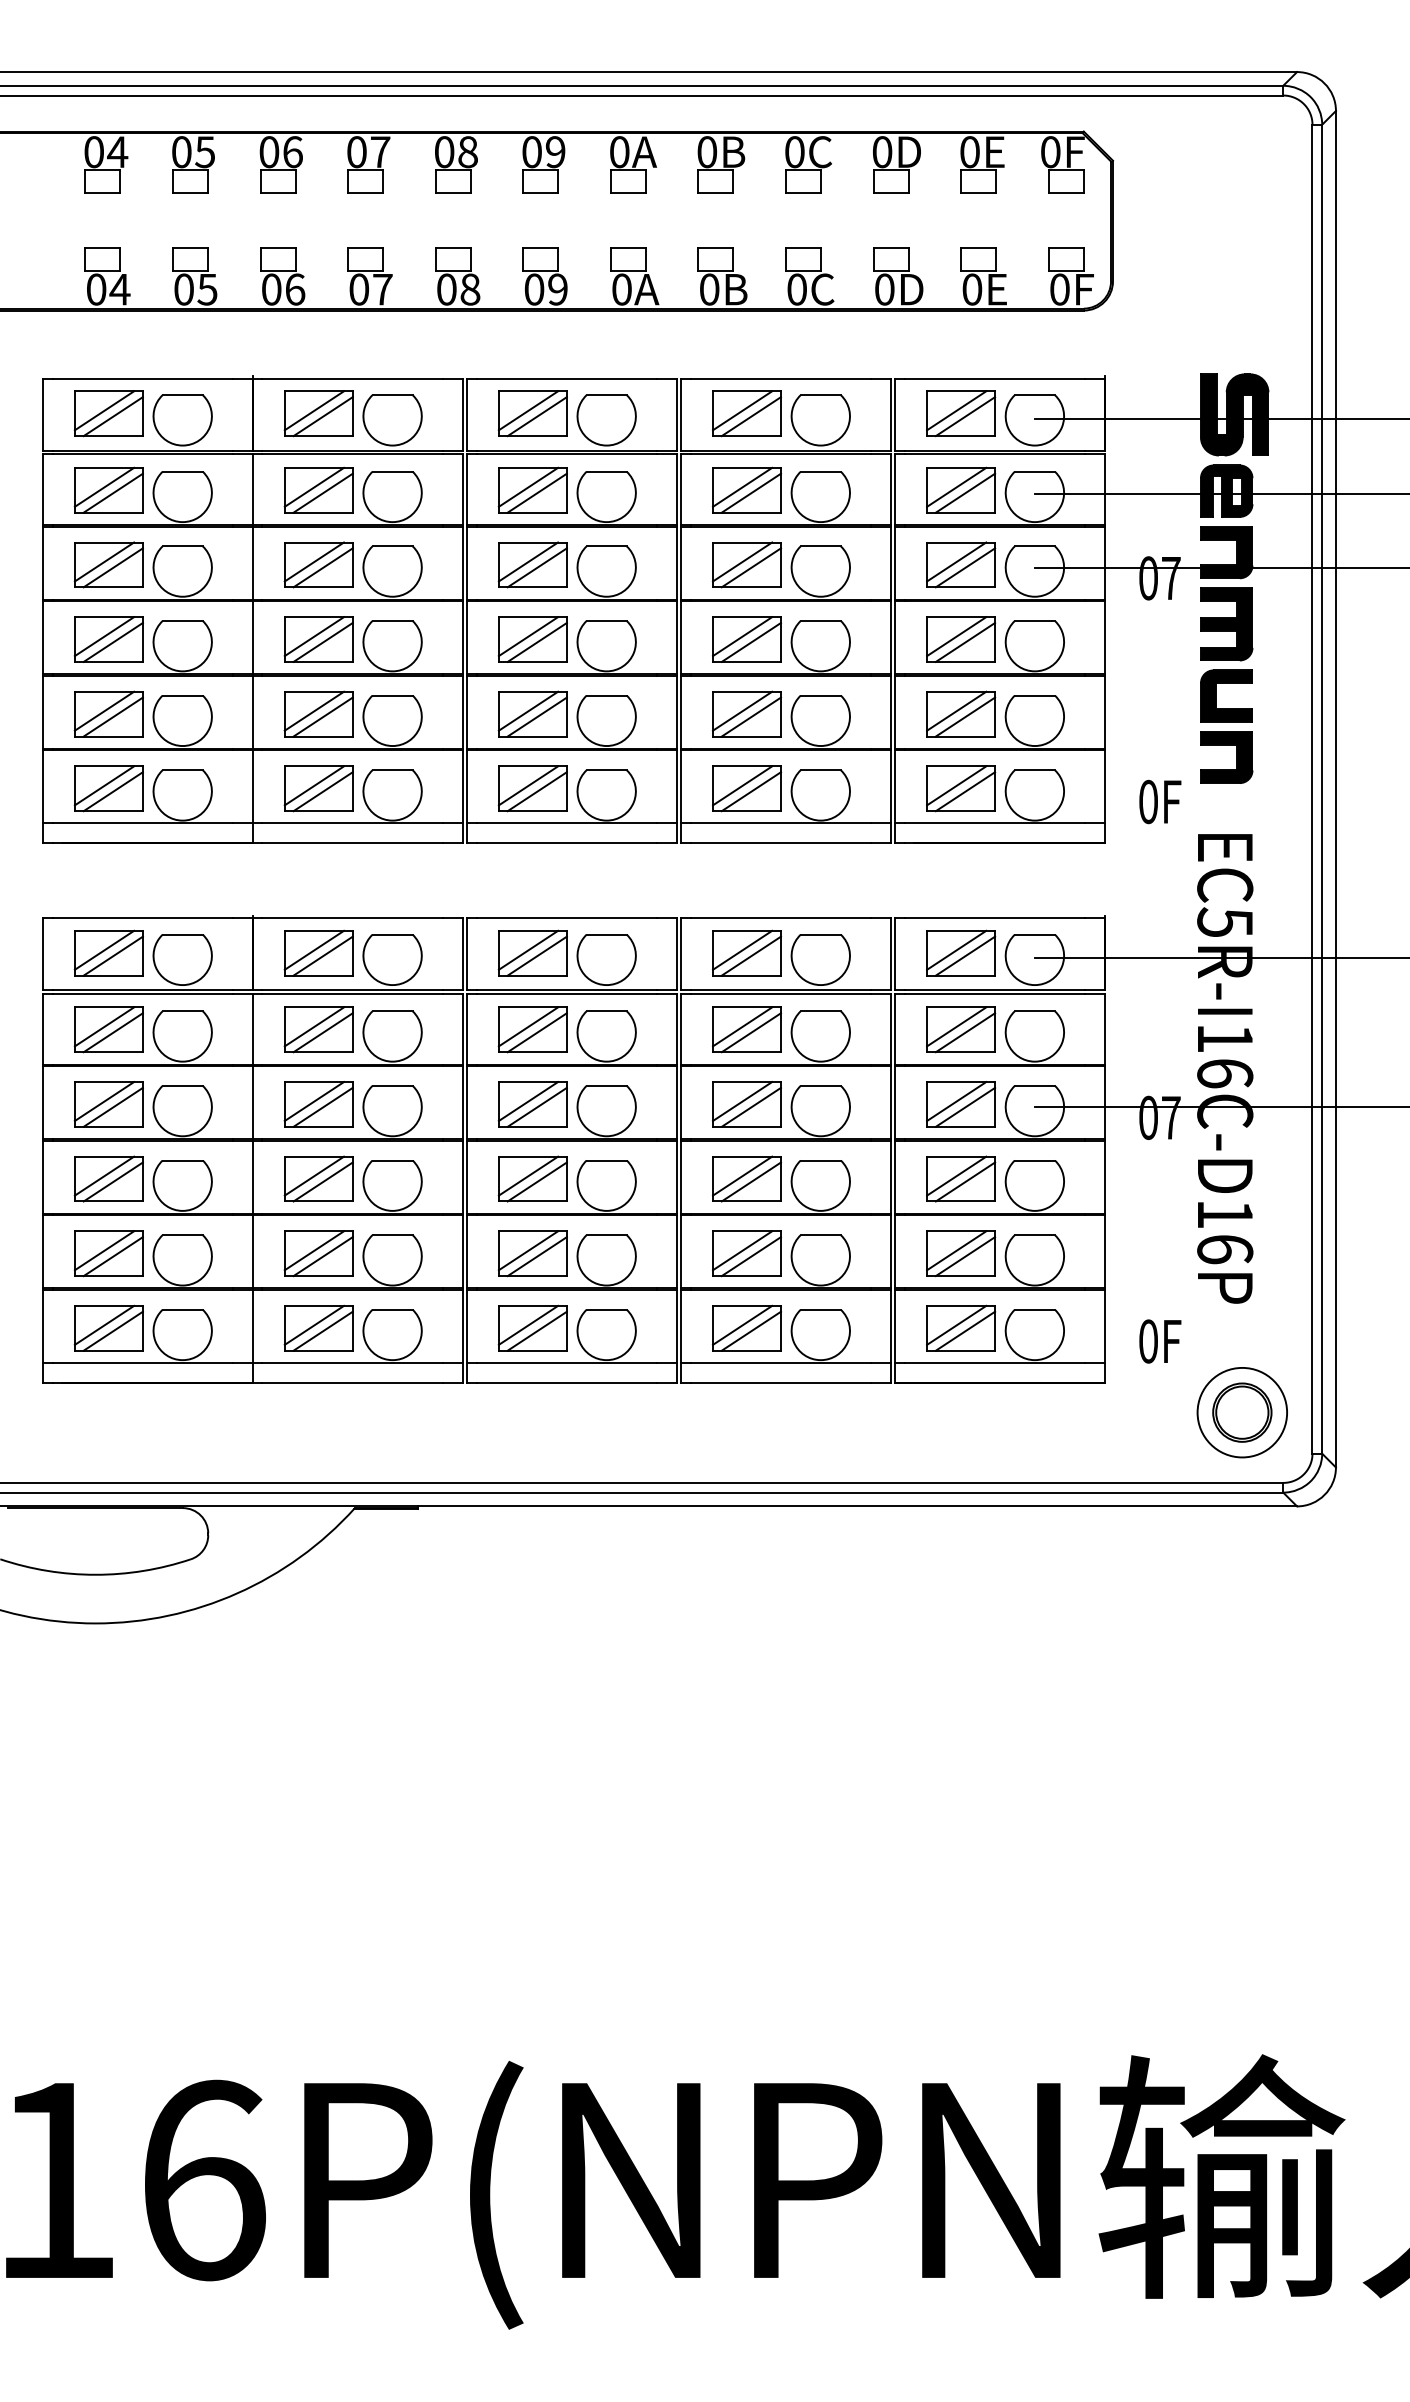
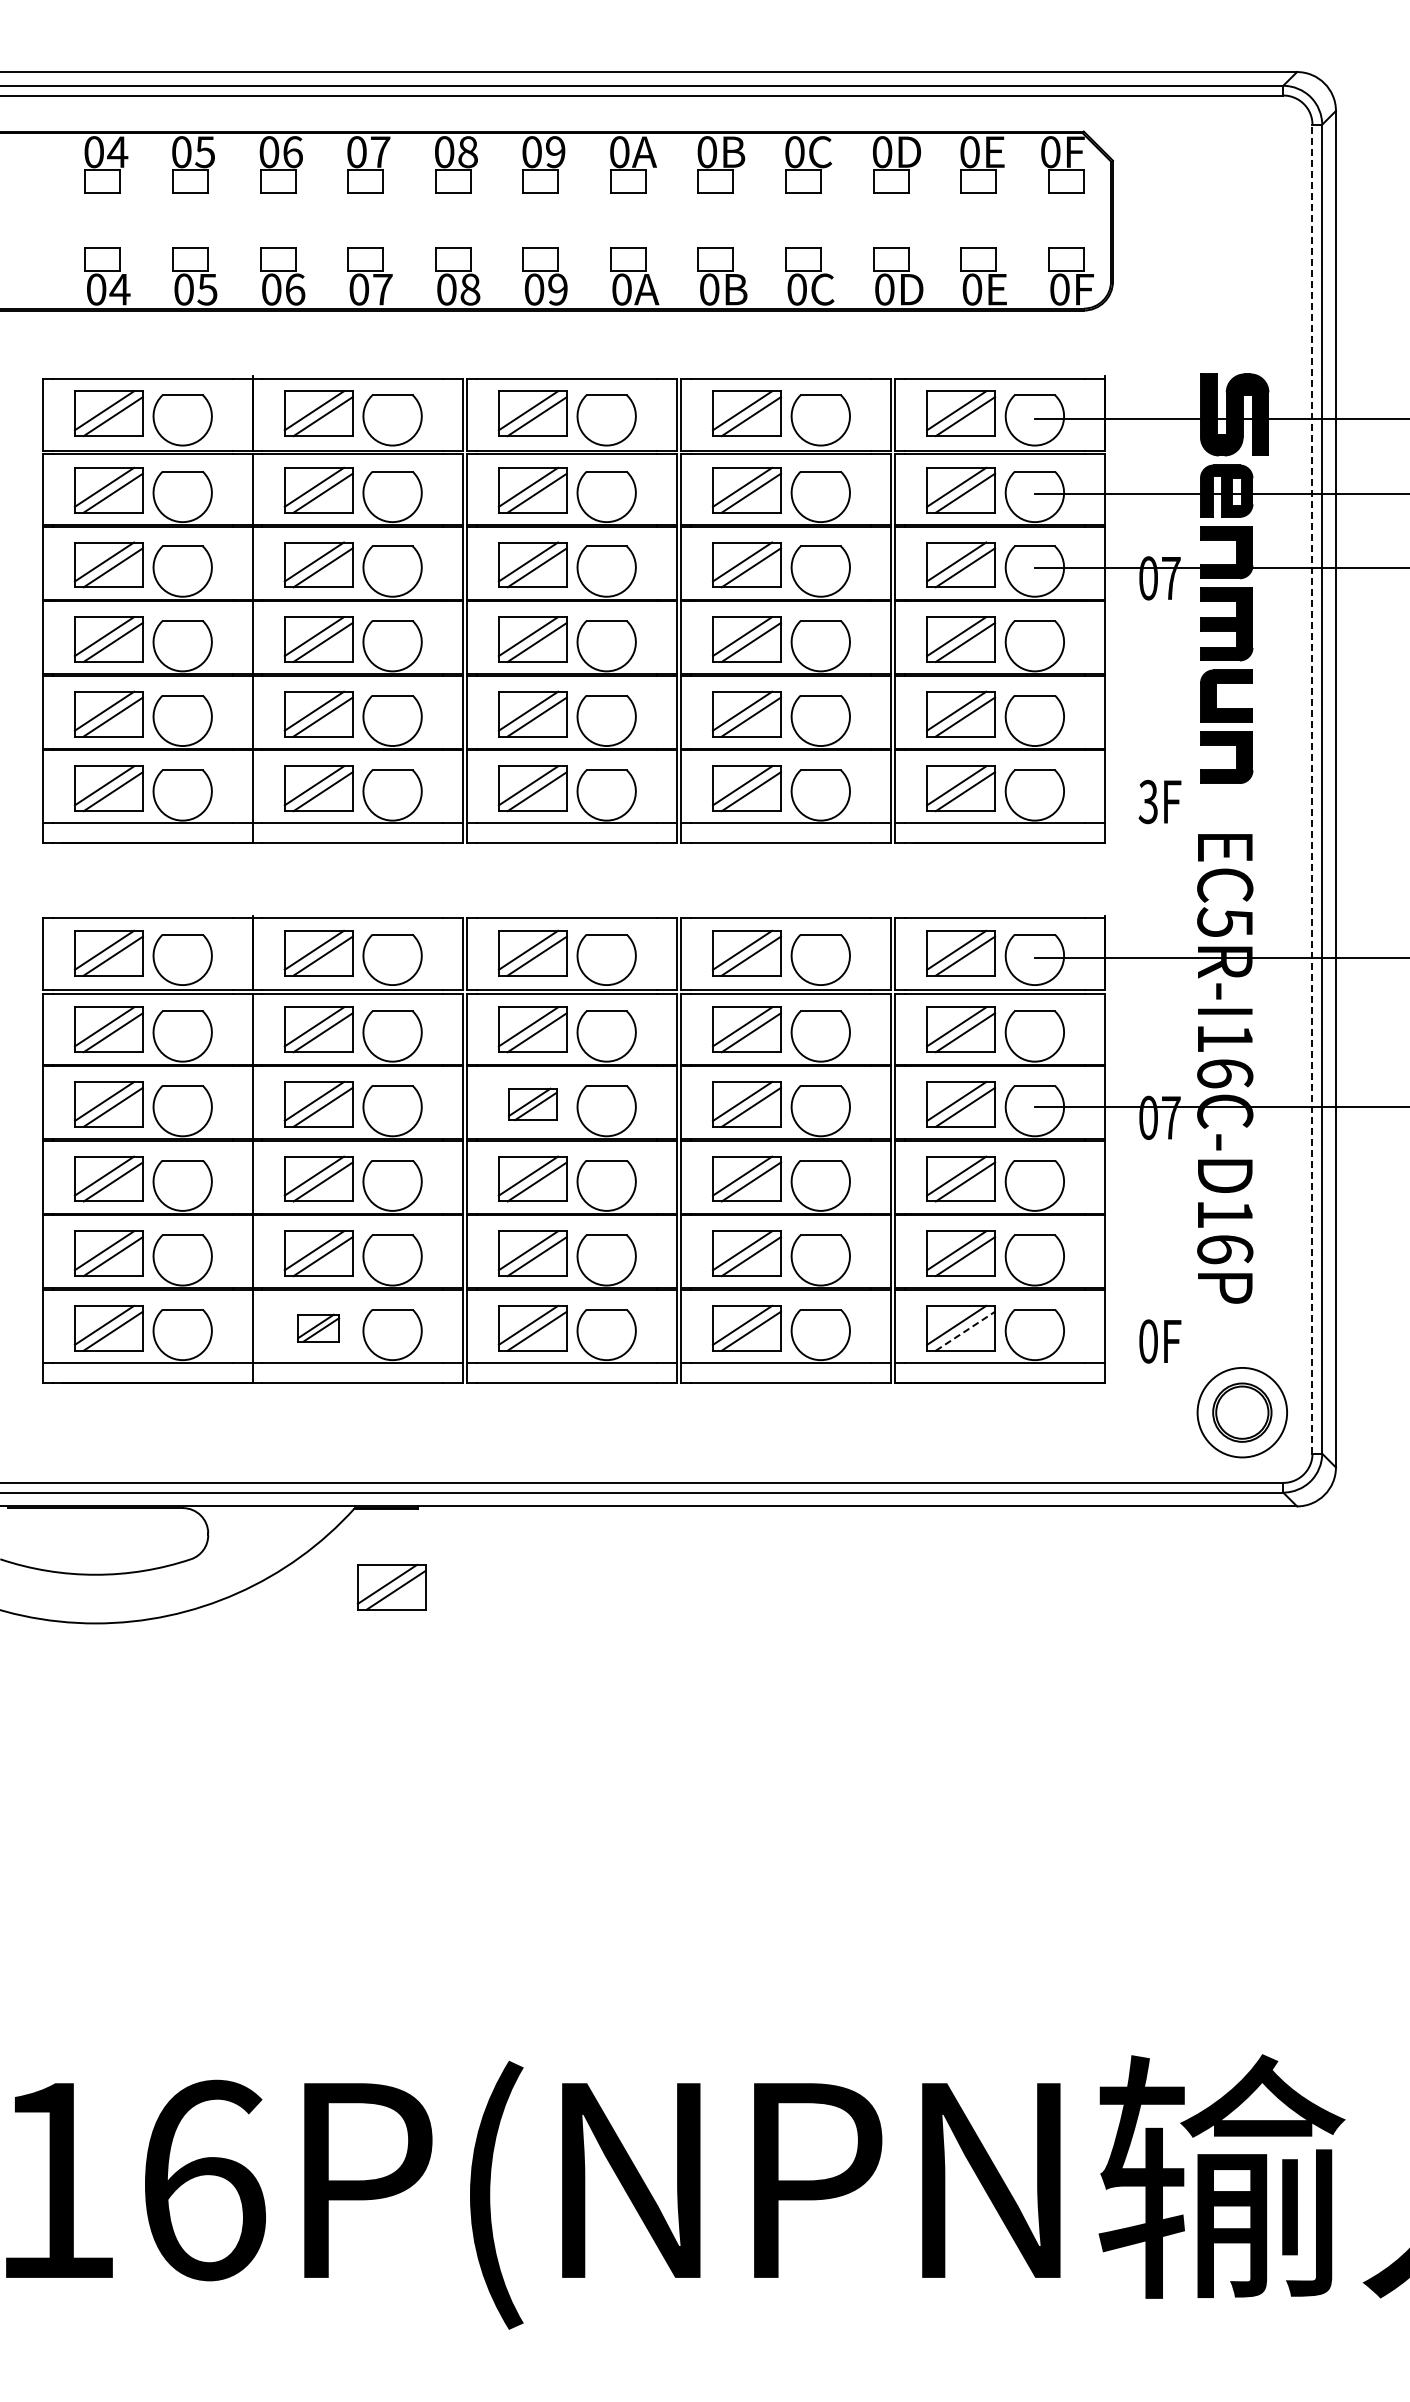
line: solid -> dashed (1312, 788)
text: 0F -> 3F (1147, 802)
part size: 71x47 px -> 50x34 px (532, 1103)
part size: 71x48 px -> 44x30 px (318, 1327)
line: solid -> dashed (965, 1330)
part: none -> present (391, 1586)
